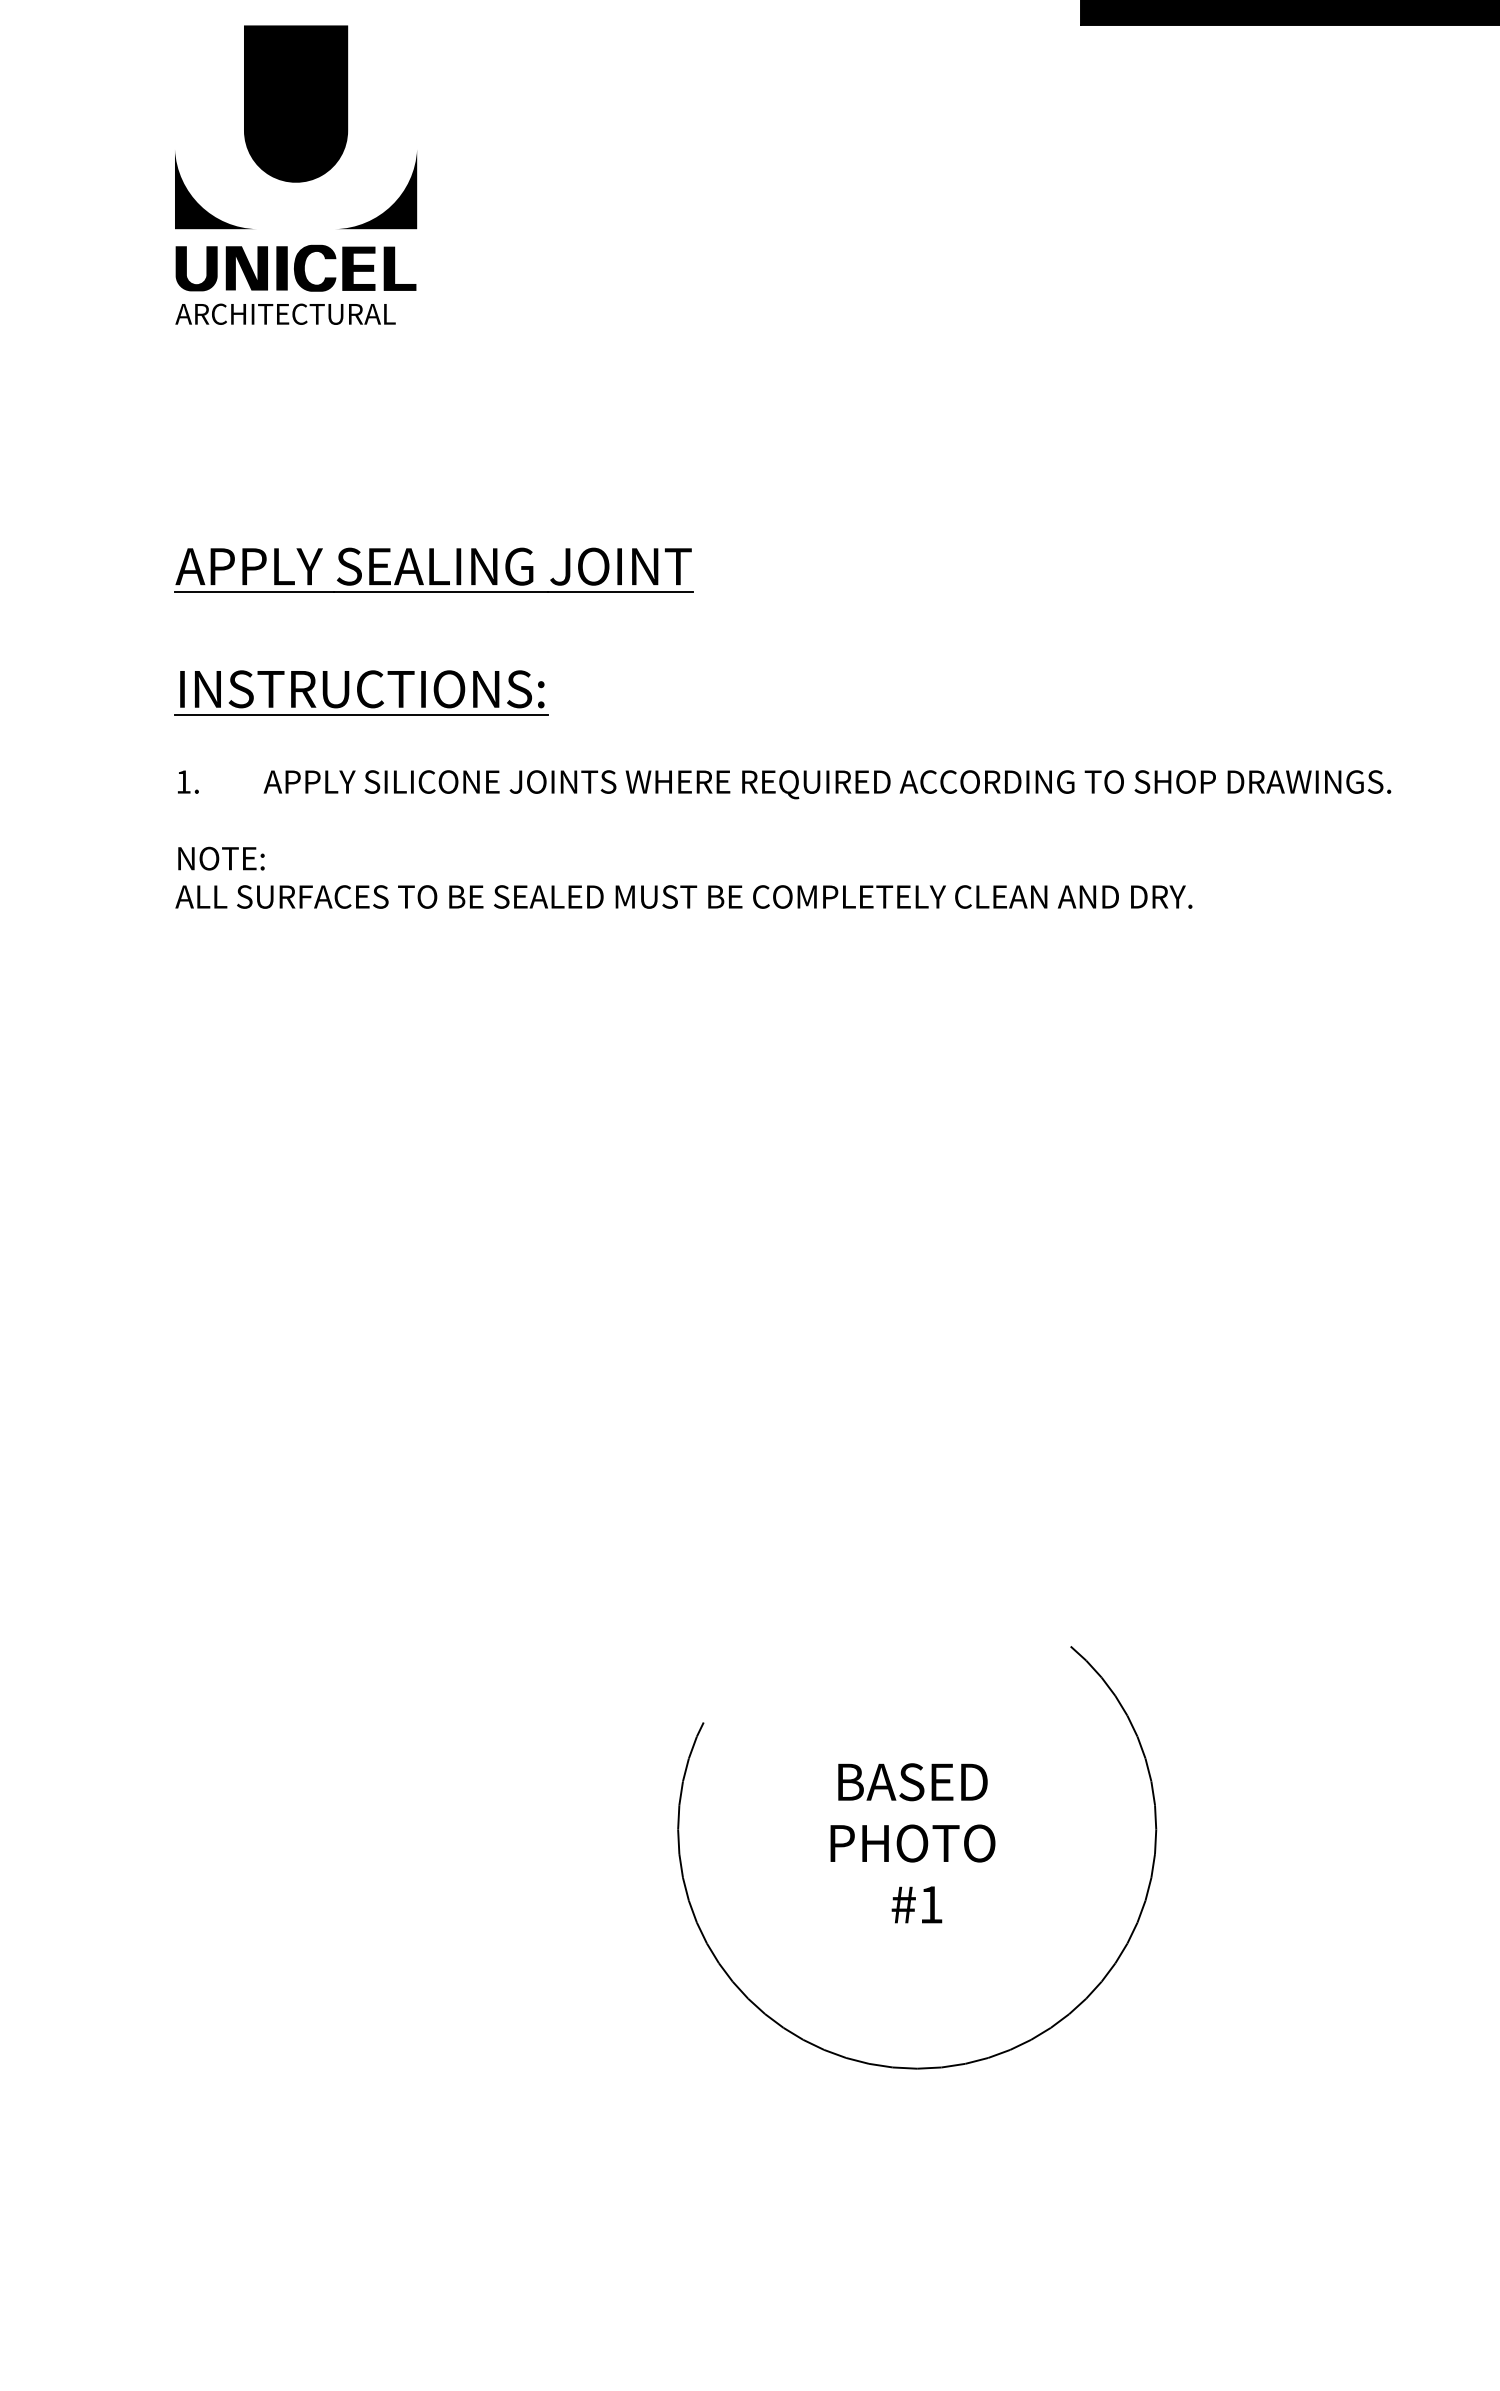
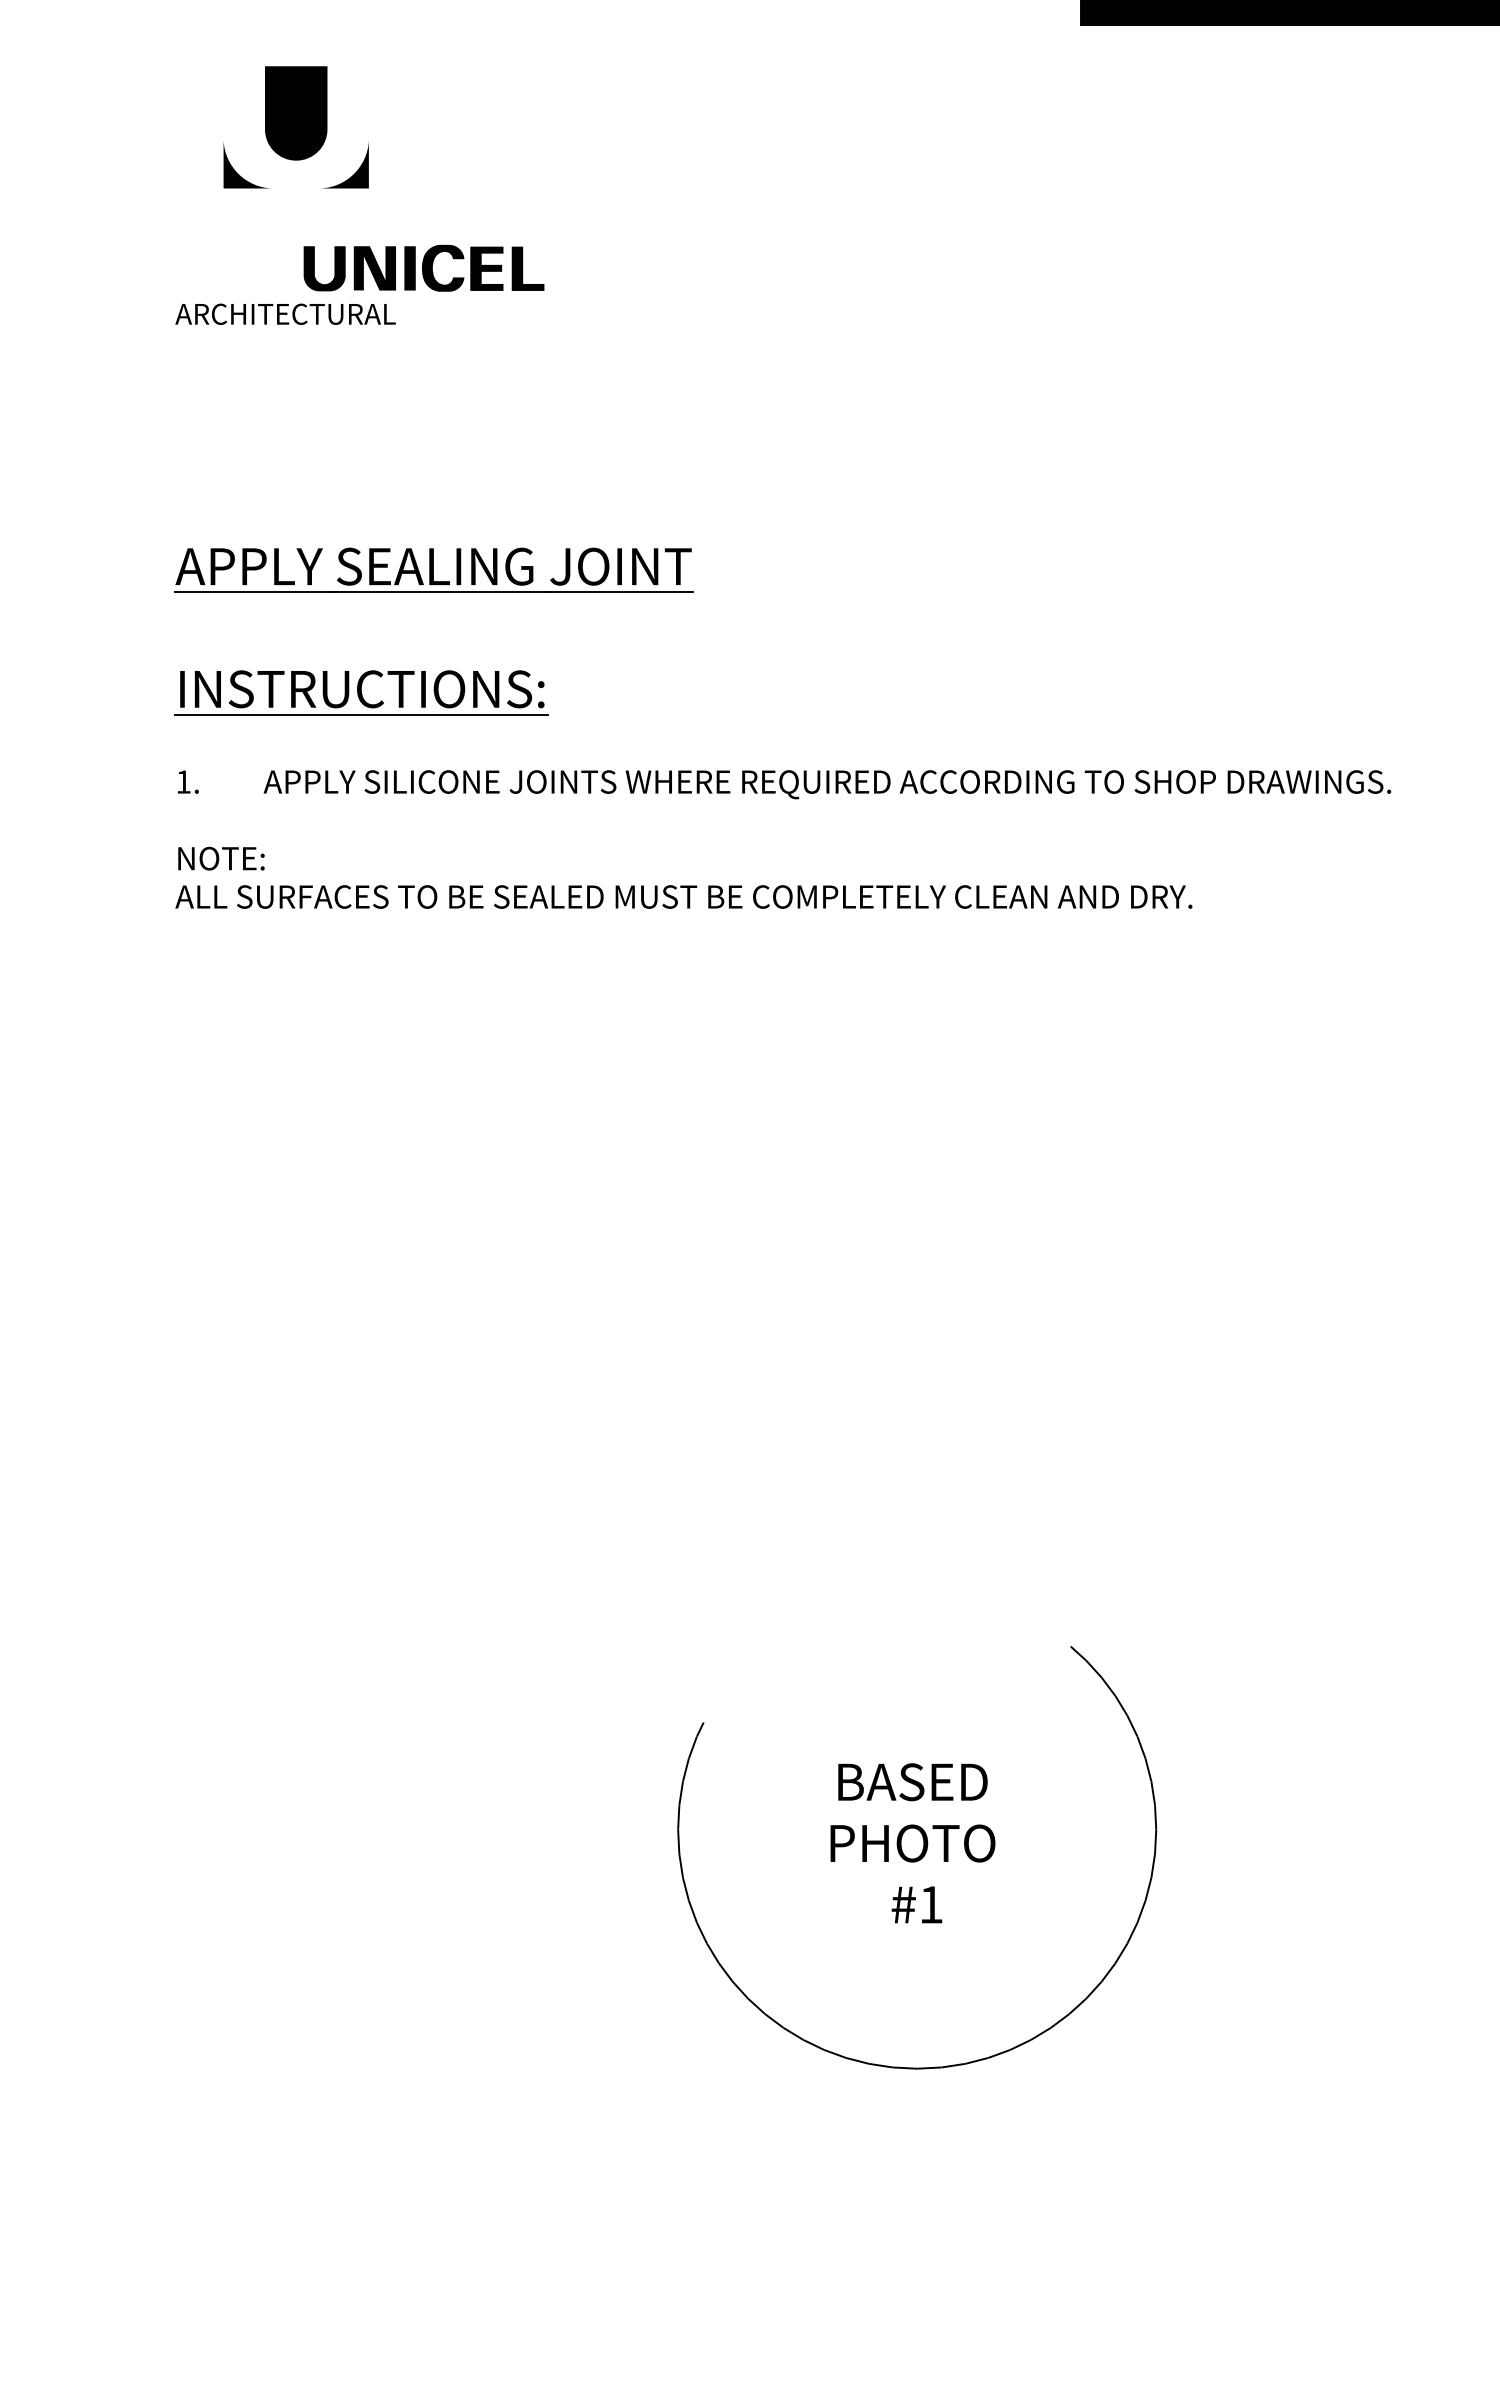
part size: 243x205 px -> 146x123 px (295, 127)
part position: (295, 267) -> (423, 267) (423, 267)
